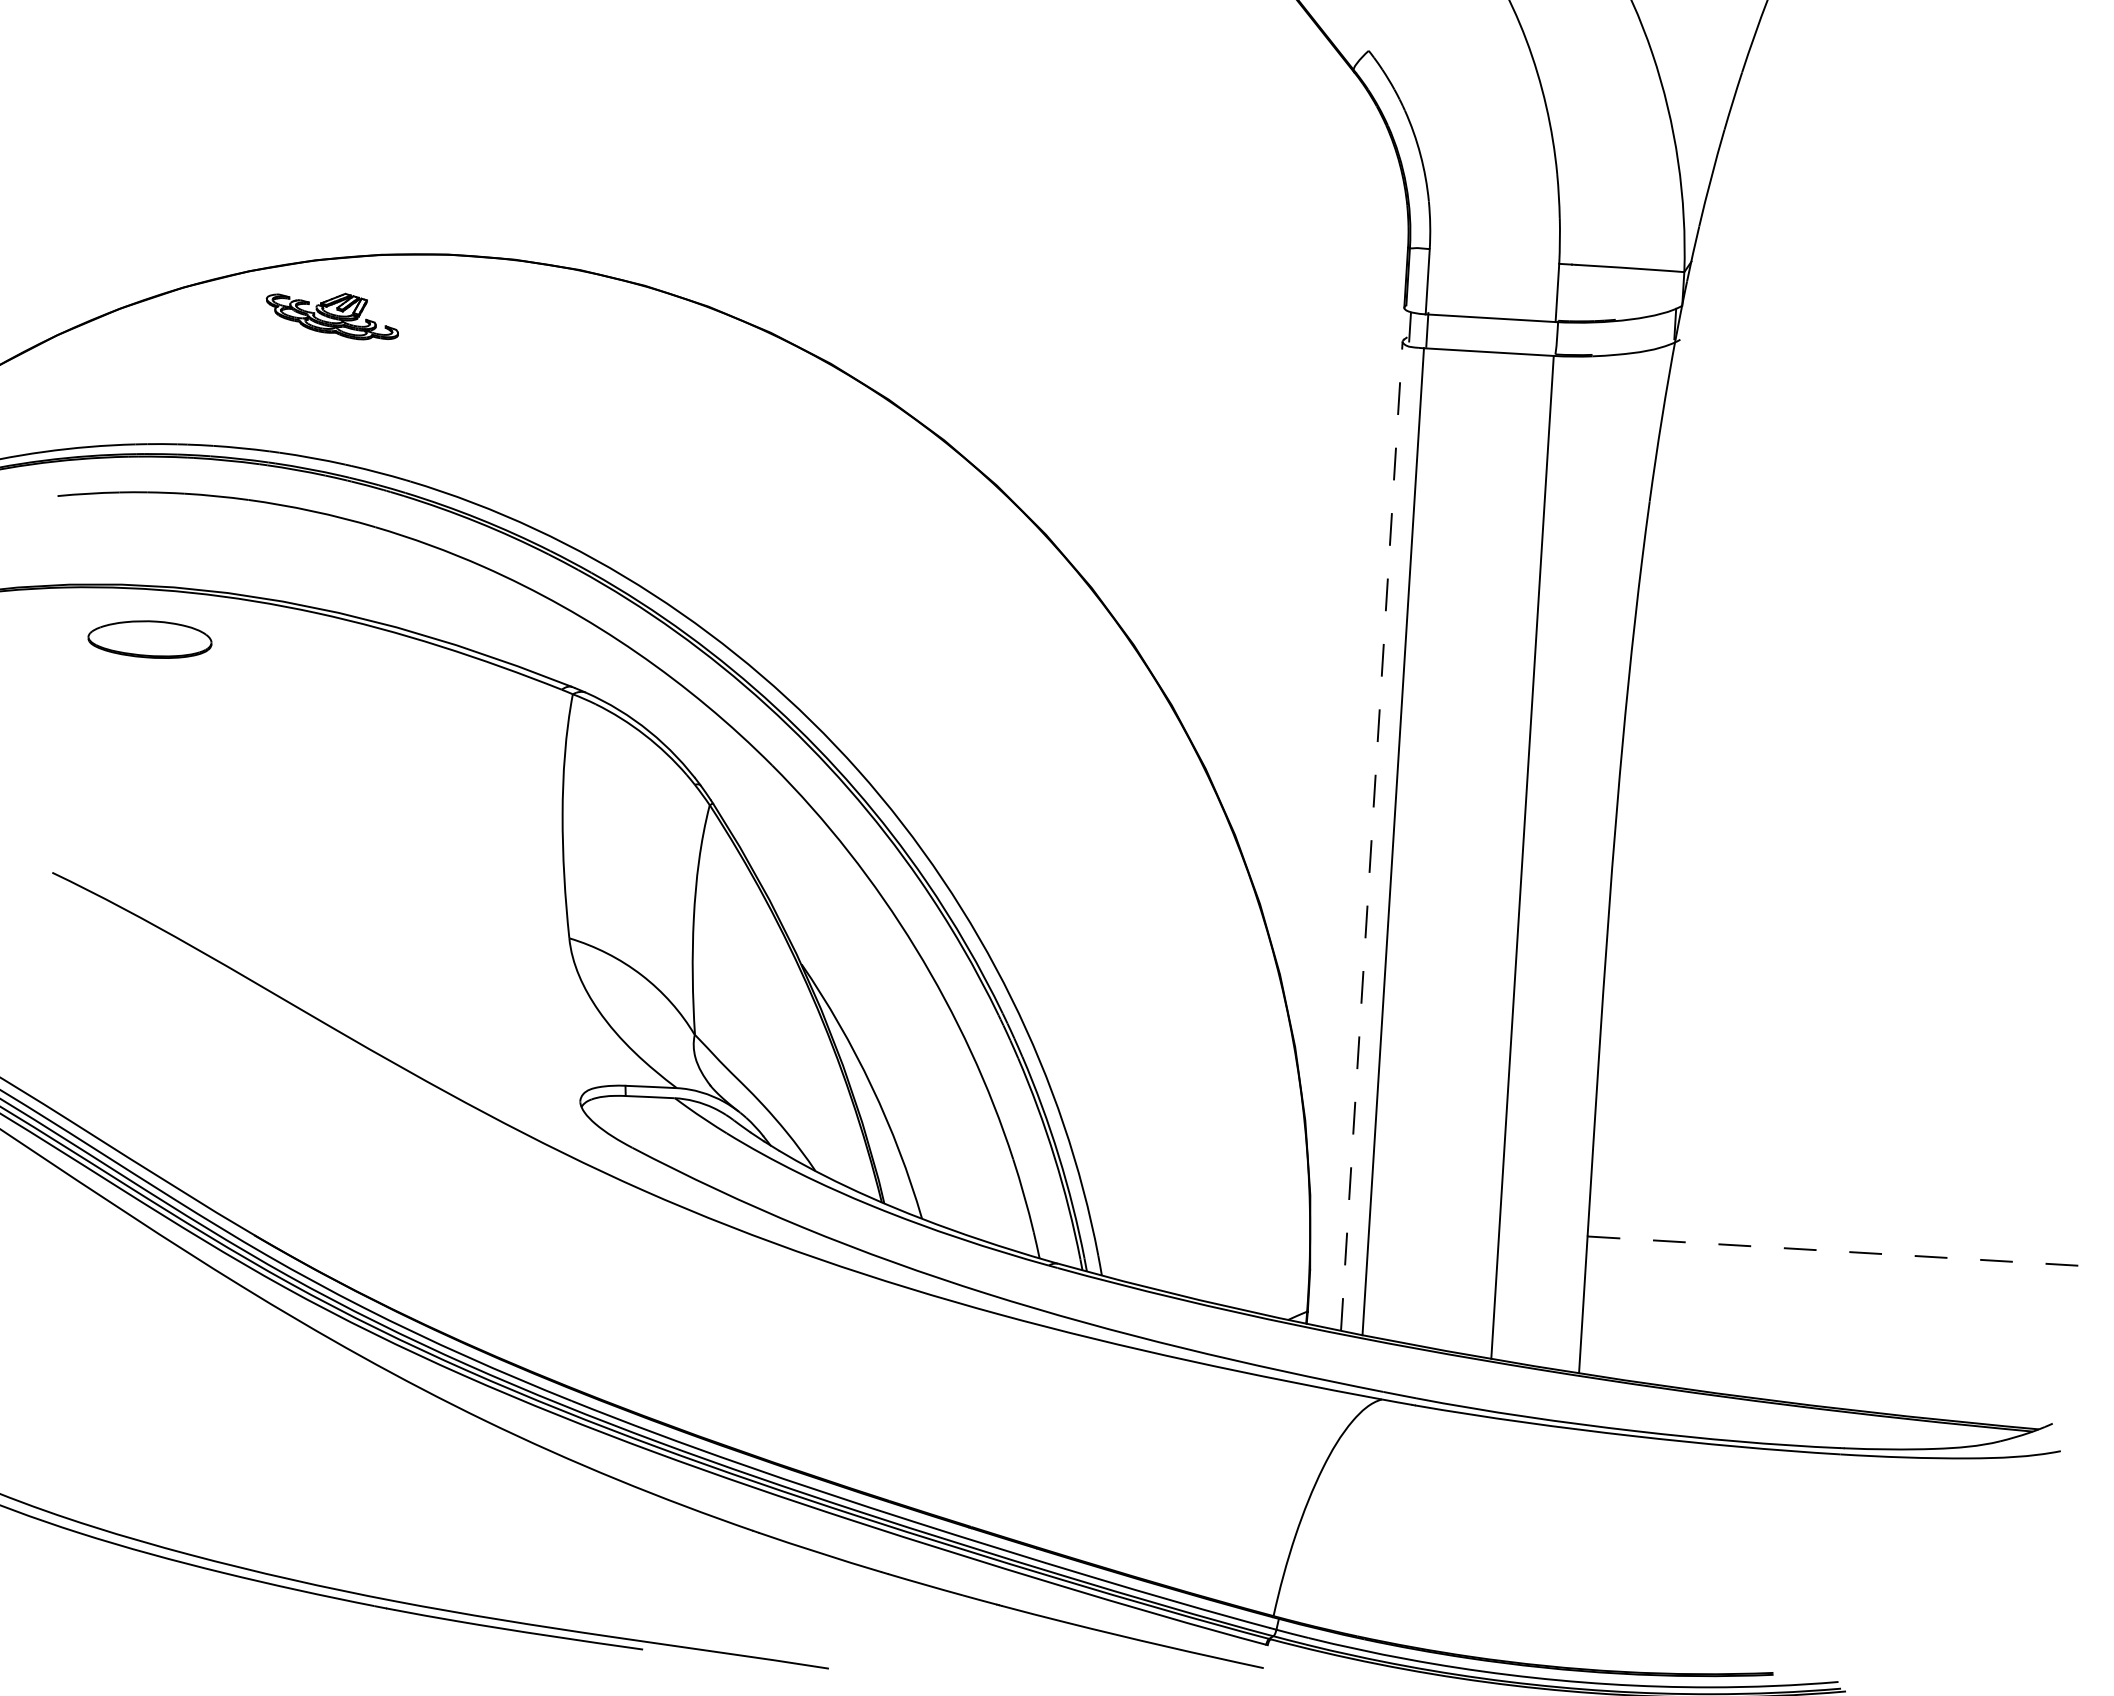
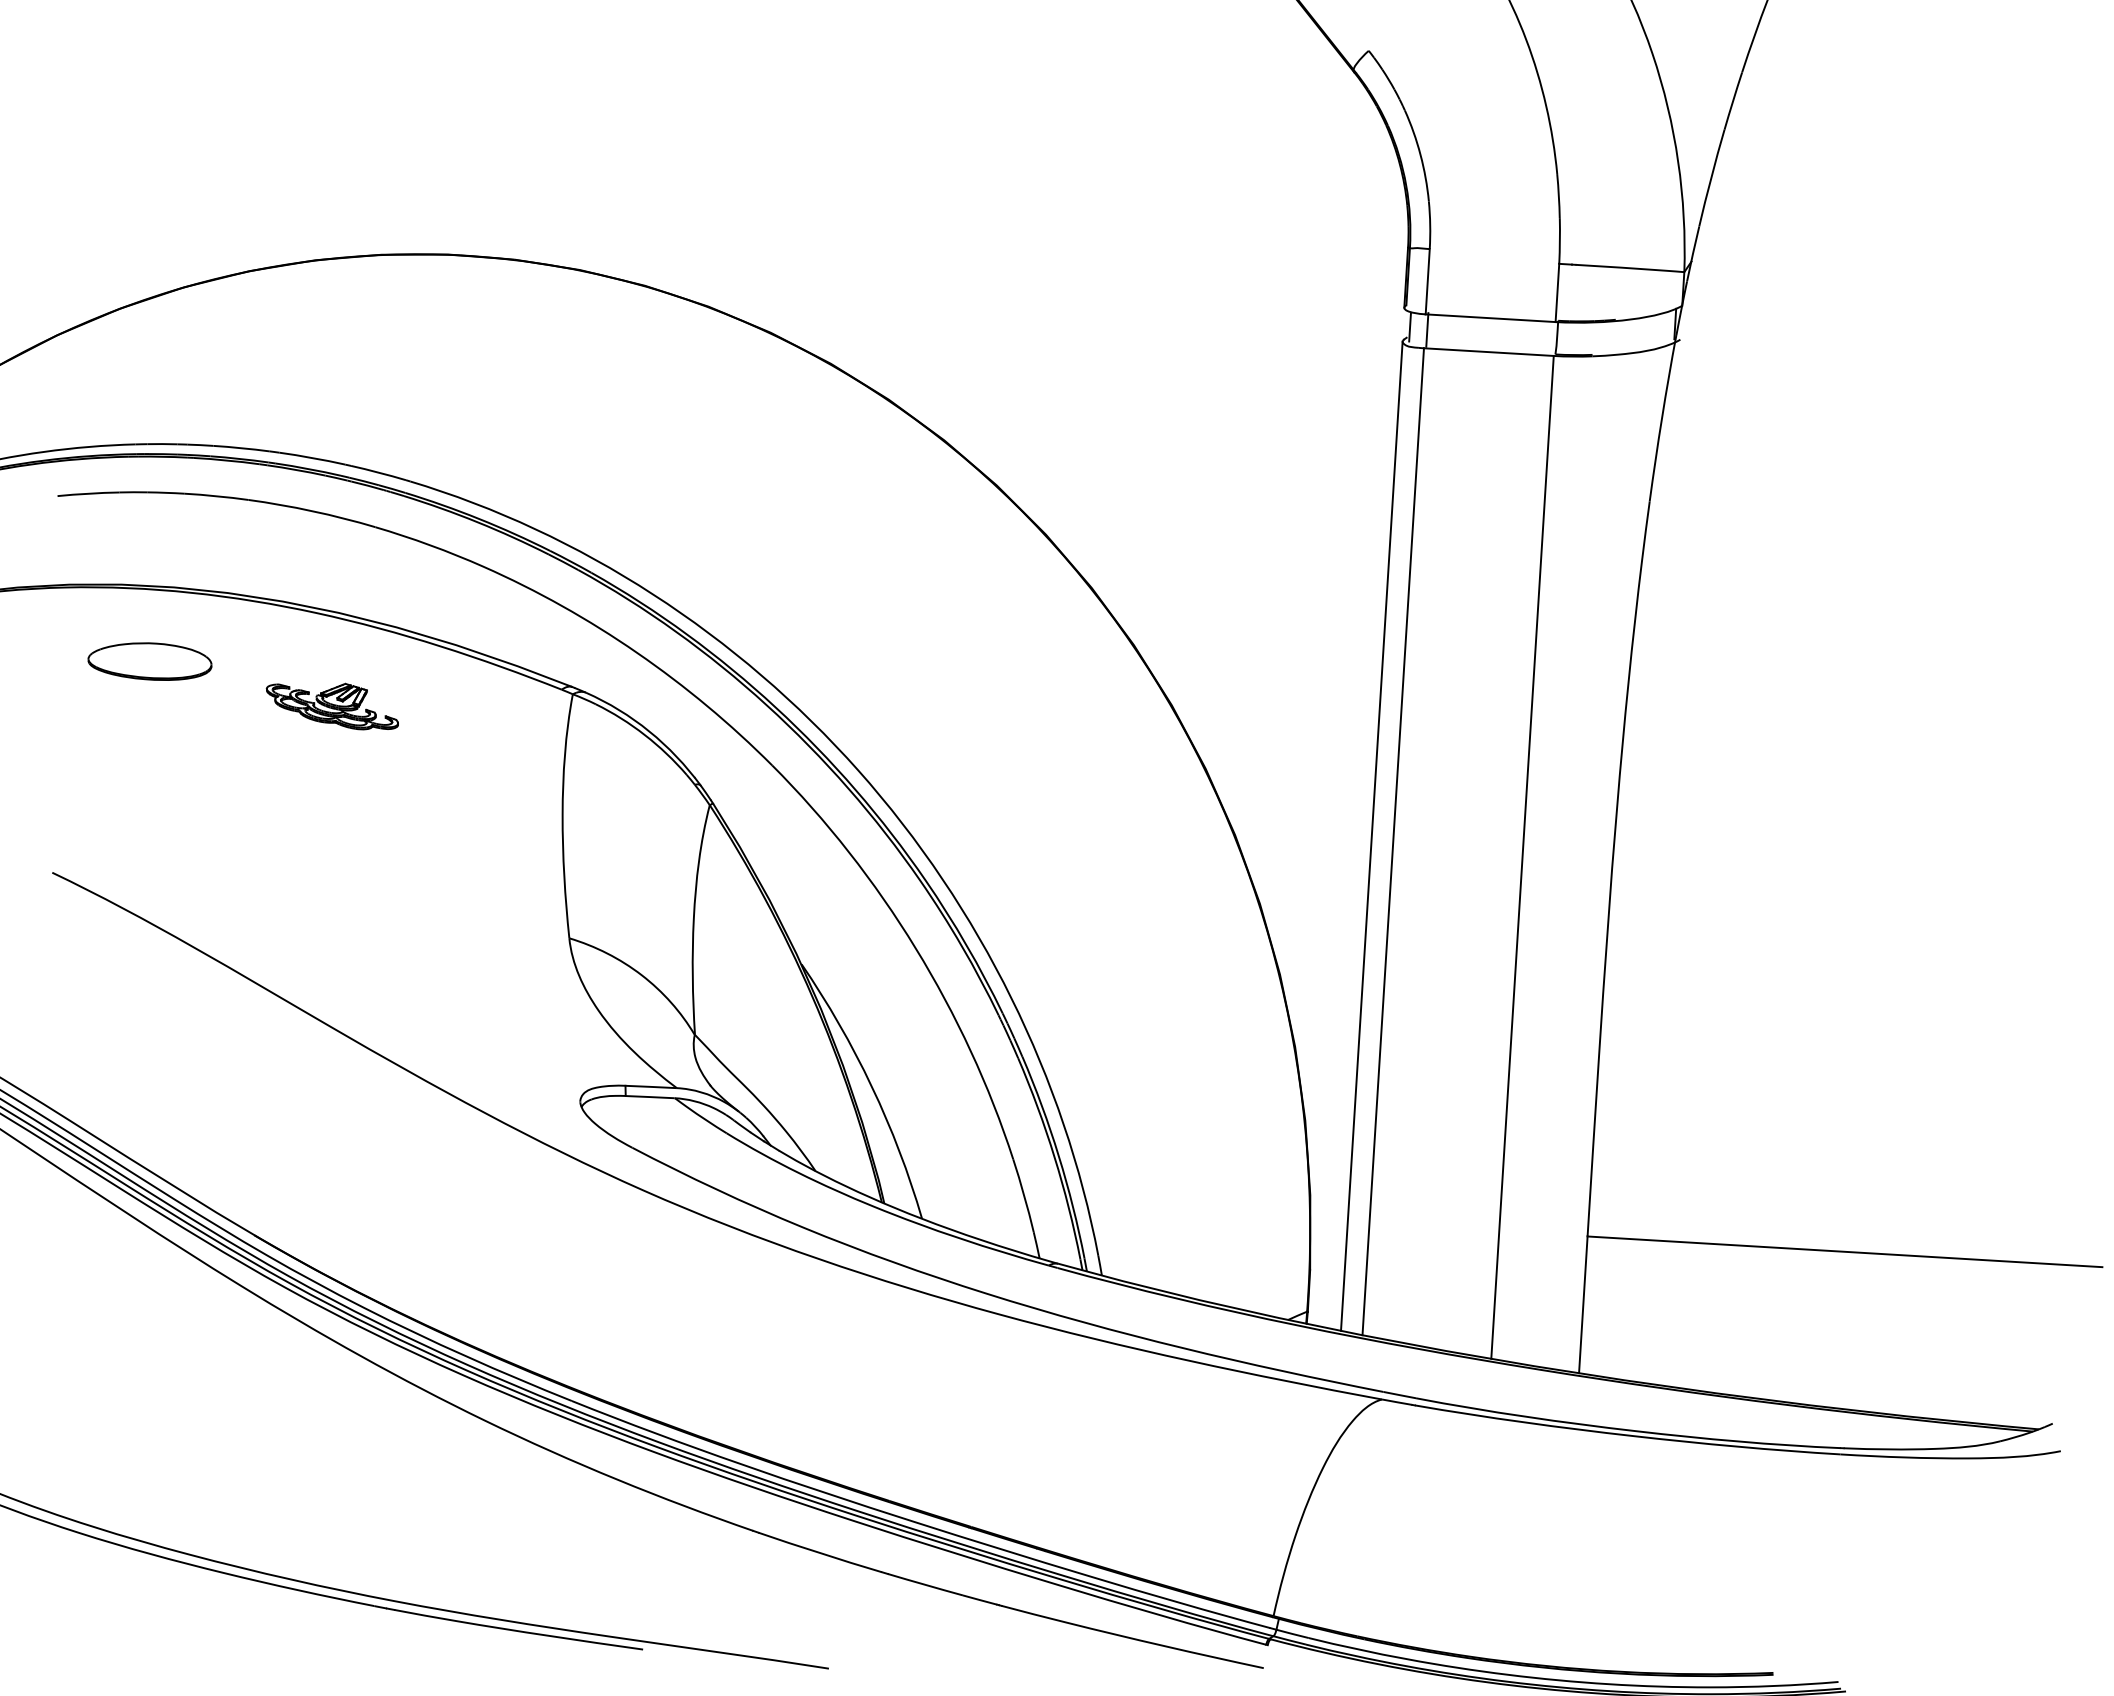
part position: (331, 316) -> (331, 706) (331, 706)
part position: (149, 639) -> (149, 661) (149, 661)
line: dashed -> solid (1371, 836)
line: dashed -> solid (1844, 1251)
